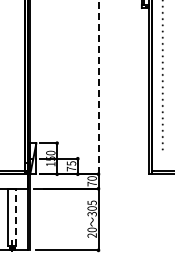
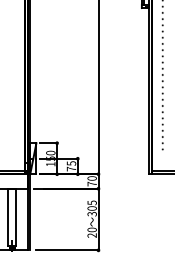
line: dashed -> solid (98, 87)
line: dashed -> solid (16, 217)
